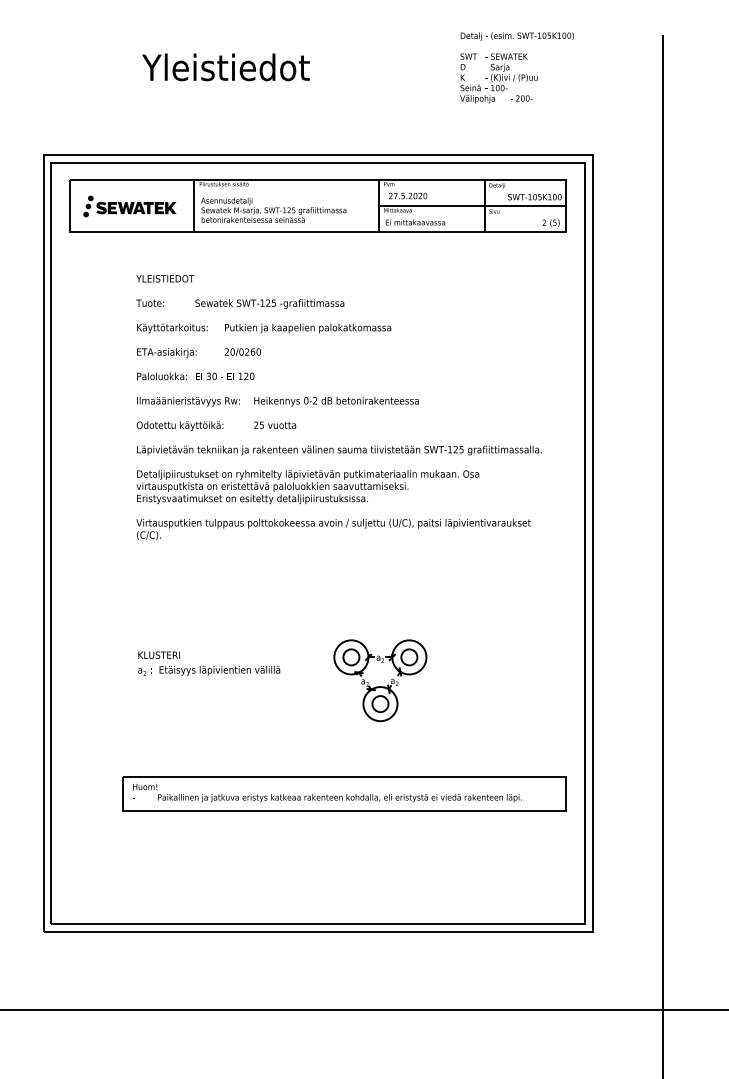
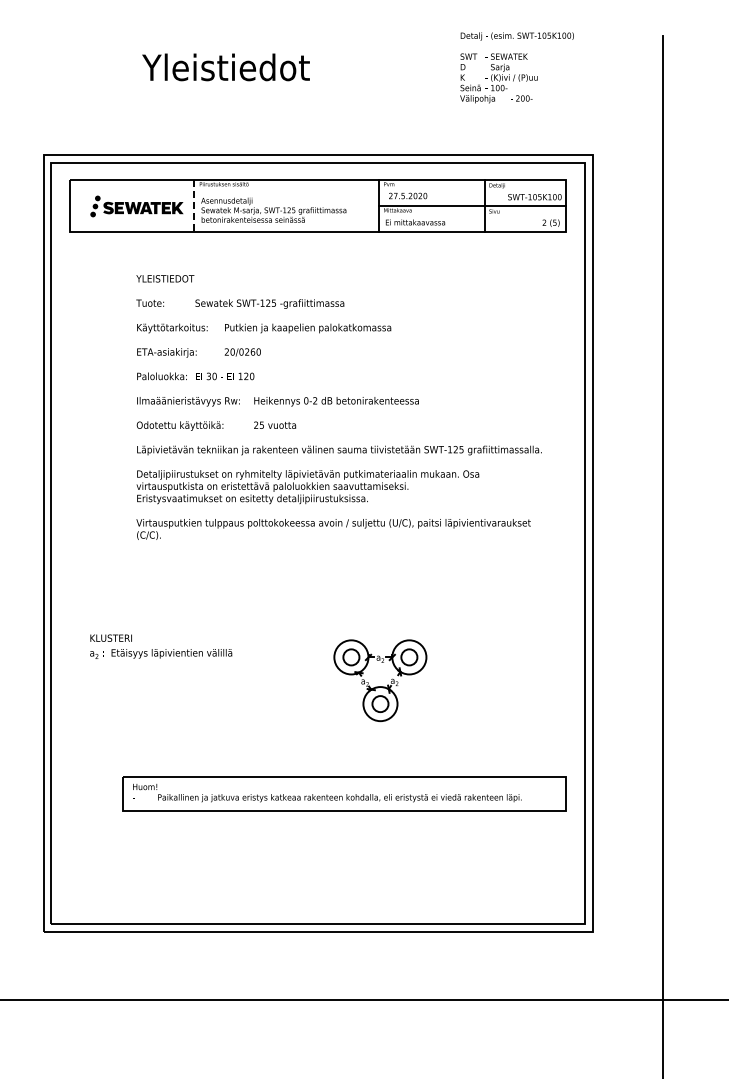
part position: (129, 206) -> (136, 206) (136, 206)
line: solid -> dashed (193, 206)
text position: (209, 663) -> (161, 646) (161, 646)
line position: (363, 1009) -> (363, 999) (363, 999)
